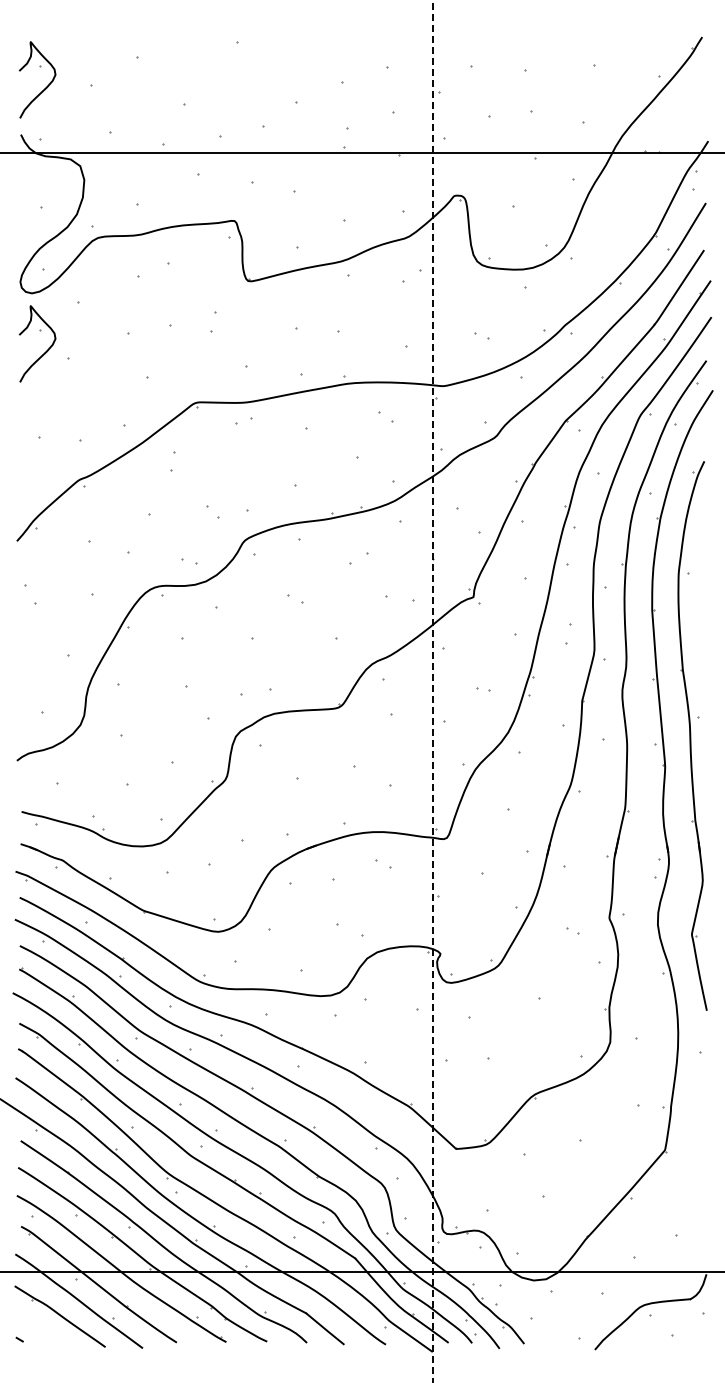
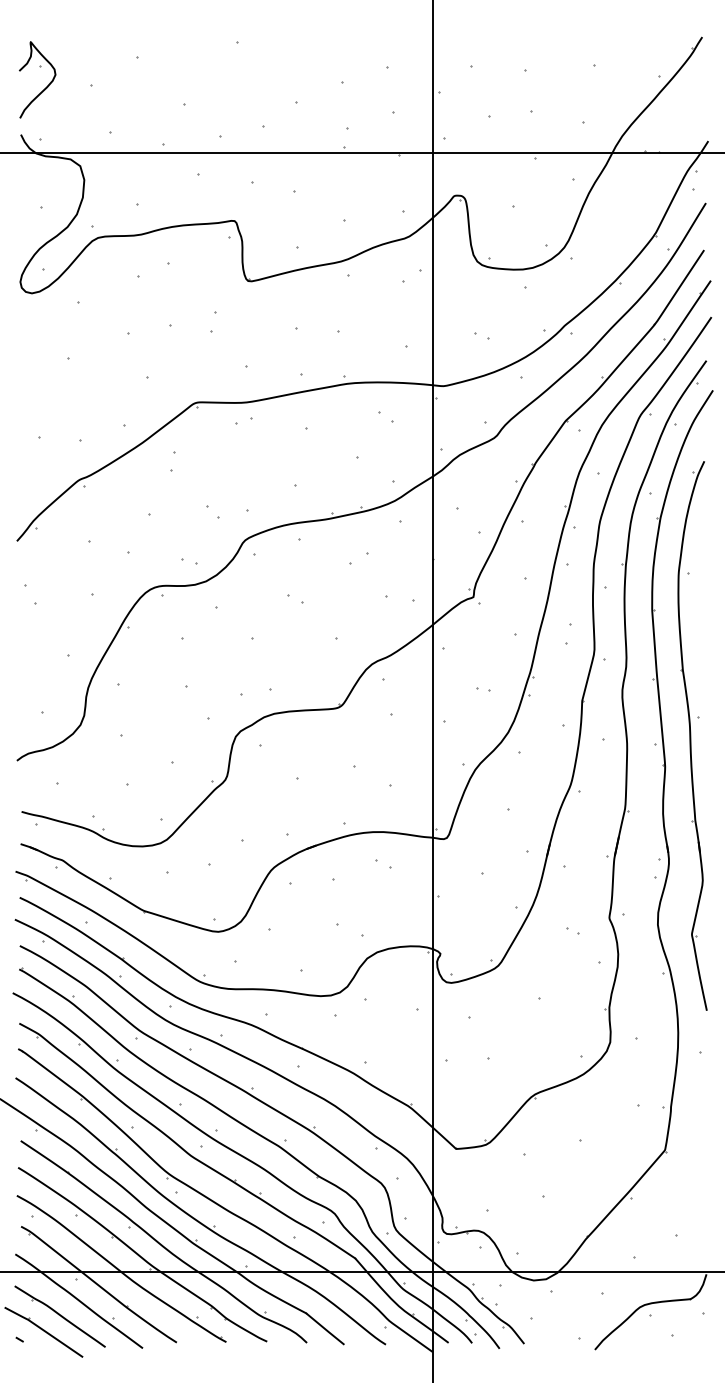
part: present -> none (45, 351)
line: dashed -> solid (433, 691)
part: none -> present (43, 1331)
